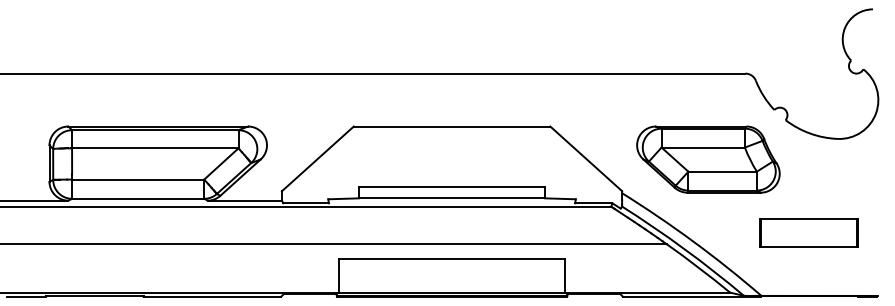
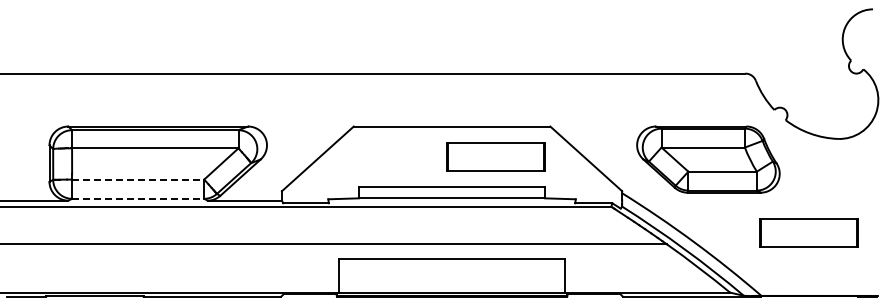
part: none -> present (495, 156)
line: solid -> dashed (138, 179)
line: solid -> dashed (138, 198)
